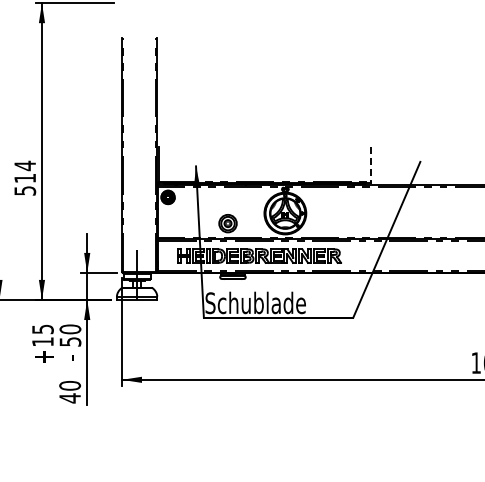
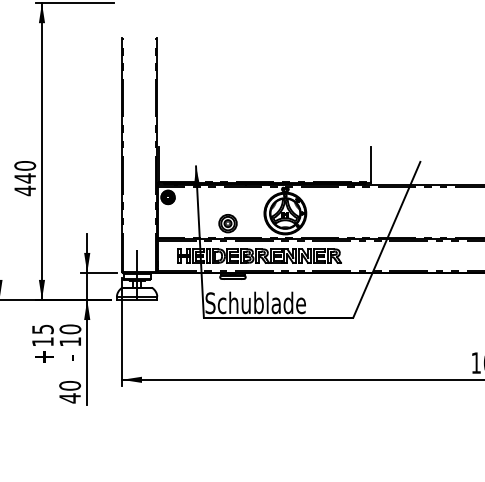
line: dashed -> solid (371, 165)
text: 514 -> 440 (25, 178)
text: 50 -> 10 (70, 341)
